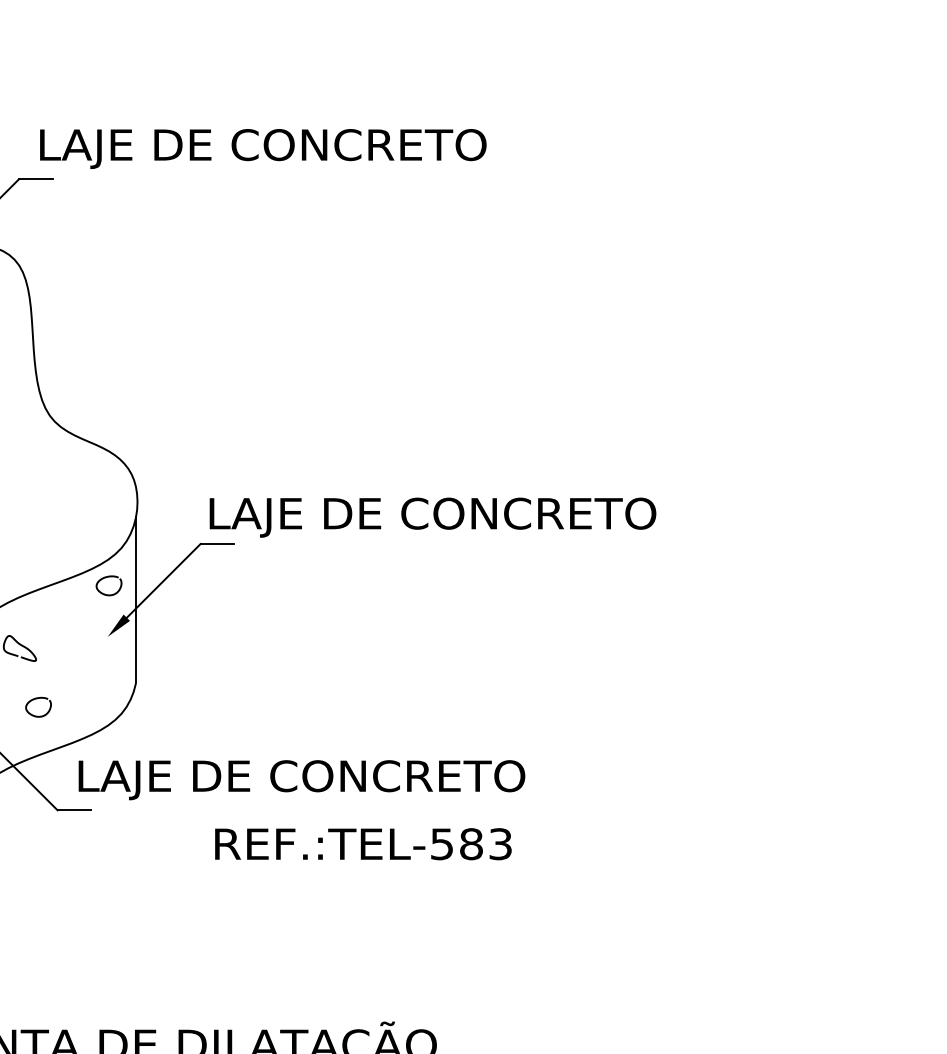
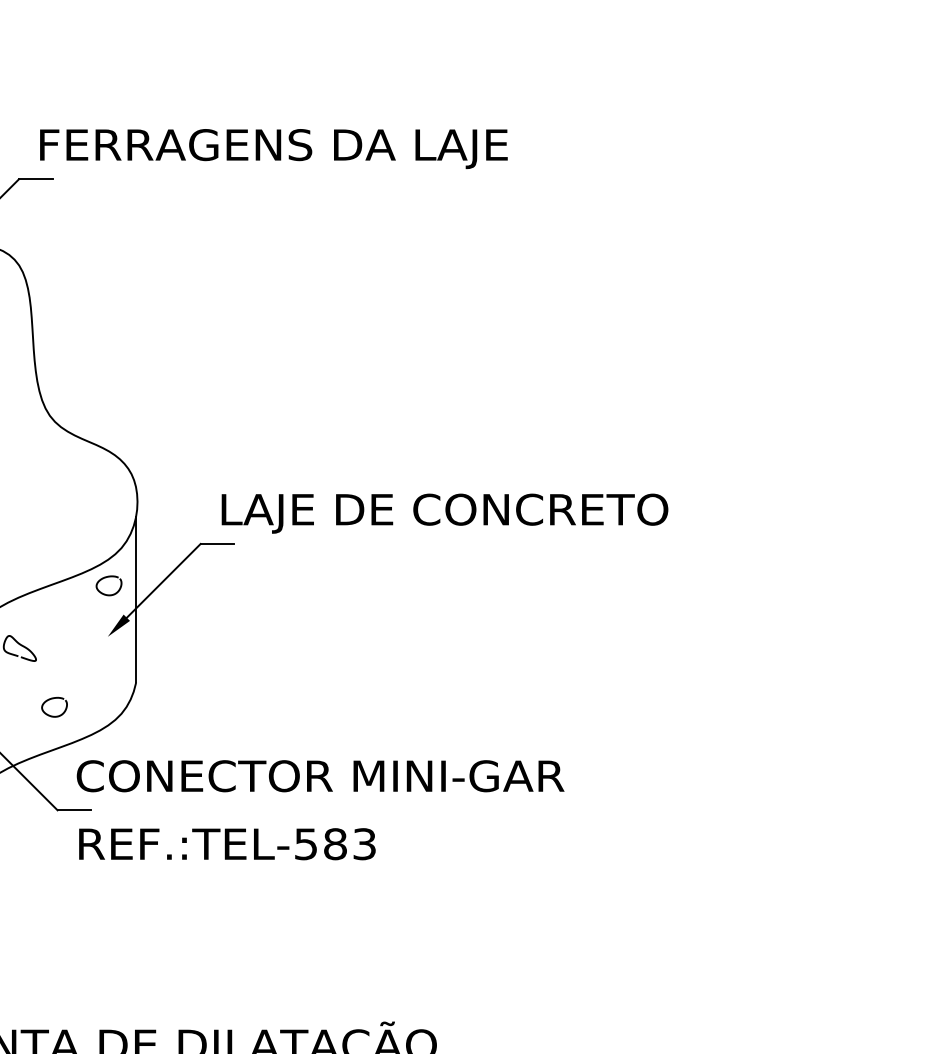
text: LAJE DE CONCRETO -> FERRAGENS DA LAJE (275, 149)
text position: (432, 517) -> (444, 513) (444, 513)
curve position: (37, 699) -> (53, 699) (53, 699)
text: LAJE DE CONCRETO -> CONECTOR MINI-GAR (320, 780)
text position: (363, 844) -> (227, 844) (227, 844)
